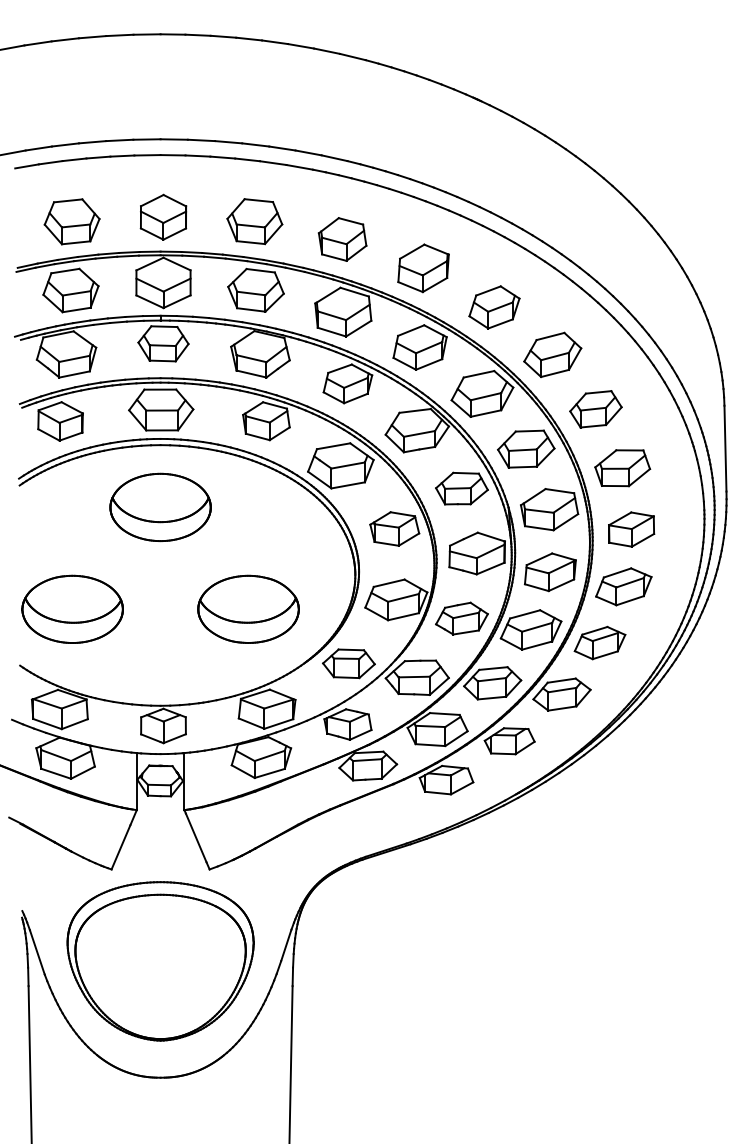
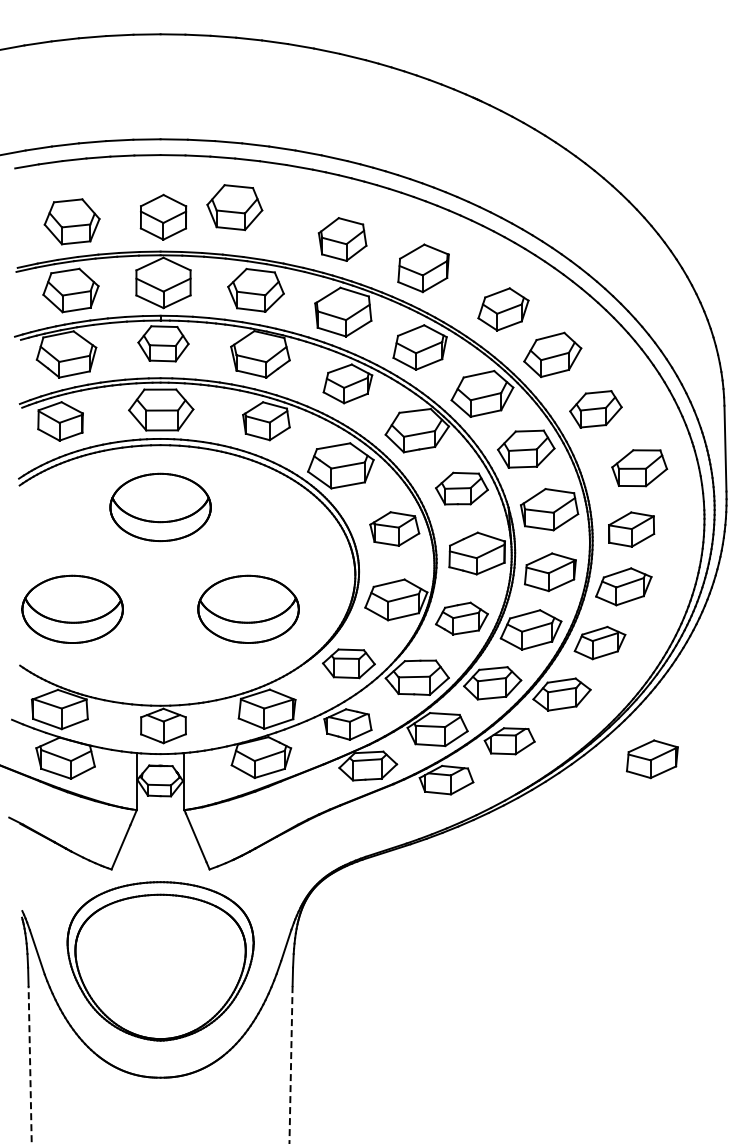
part position: (254, 221) -> (234, 207) (234, 207)
part position: (494, 307) -> (503, 309) (503, 309)
part position: (622, 468) -> (639, 468) (639, 468)
part: none -> present (652, 759)
line: solid -> dashed (30, 1064)
line: solid -> dashed (291, 1064)
